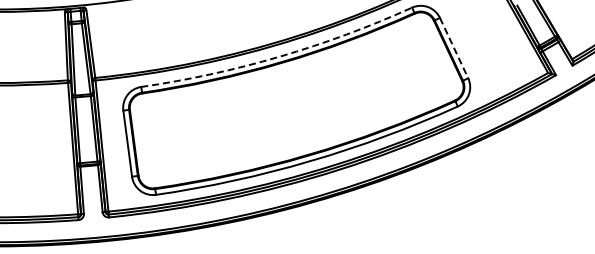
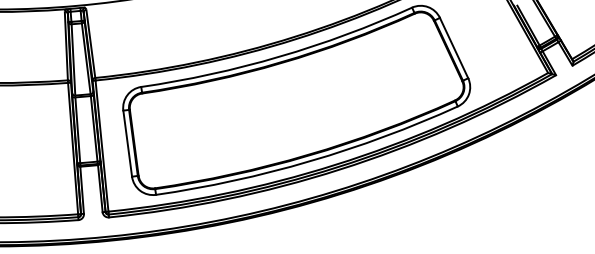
line: dashed -> solid (454, 48)
arc: dashed -> solid (279, 56)
